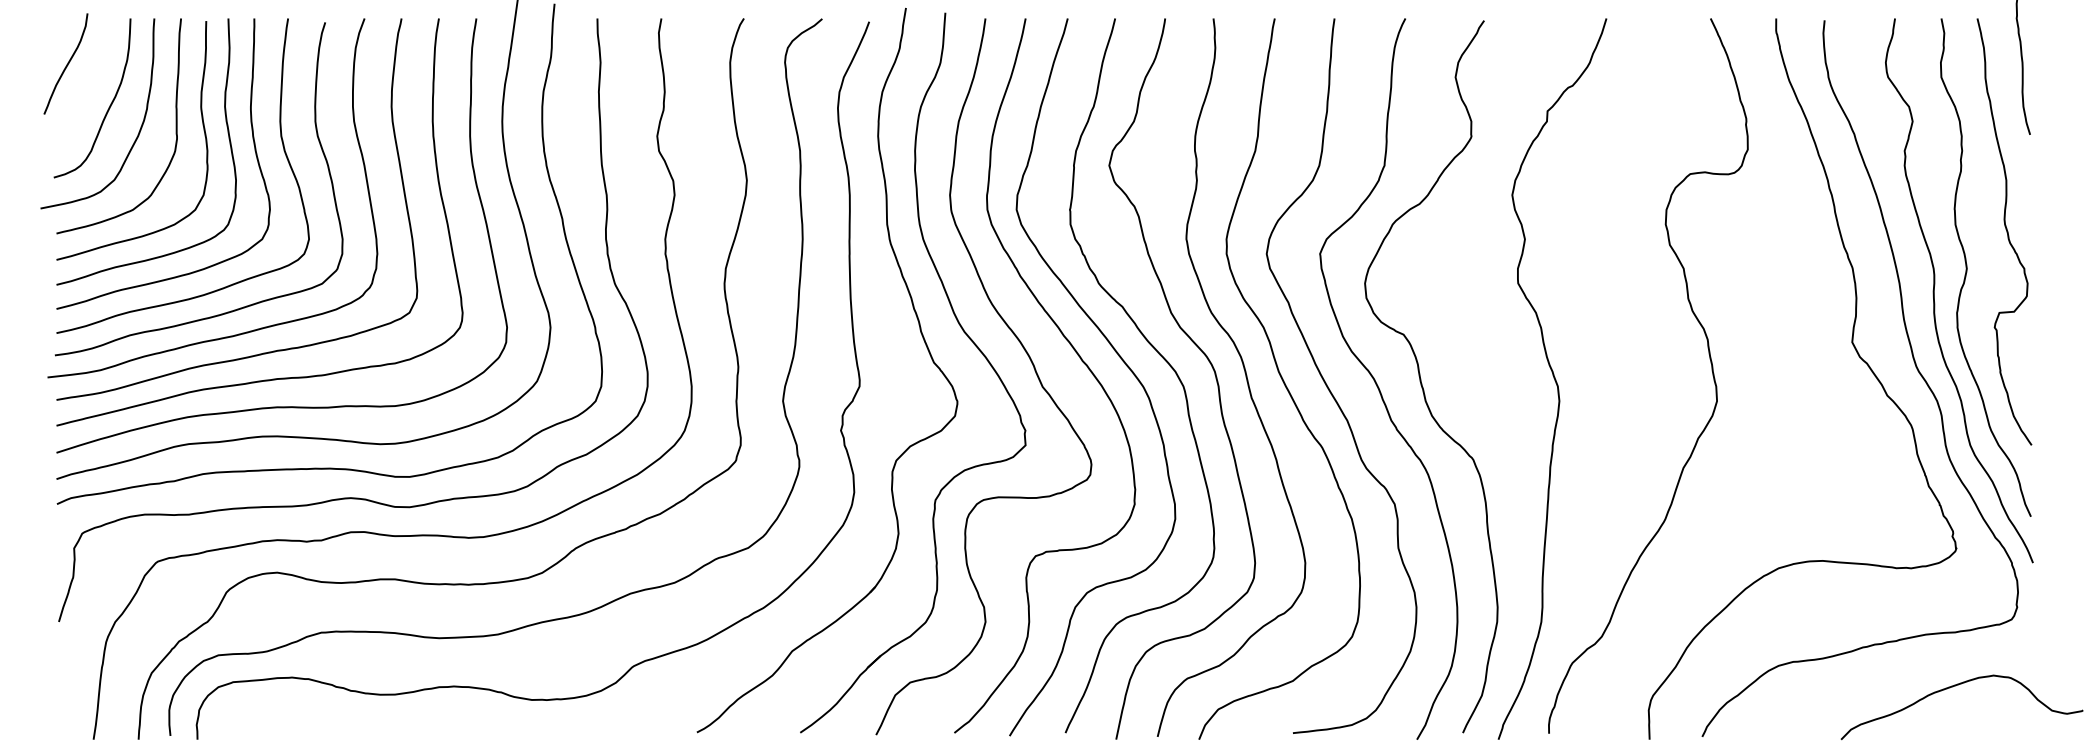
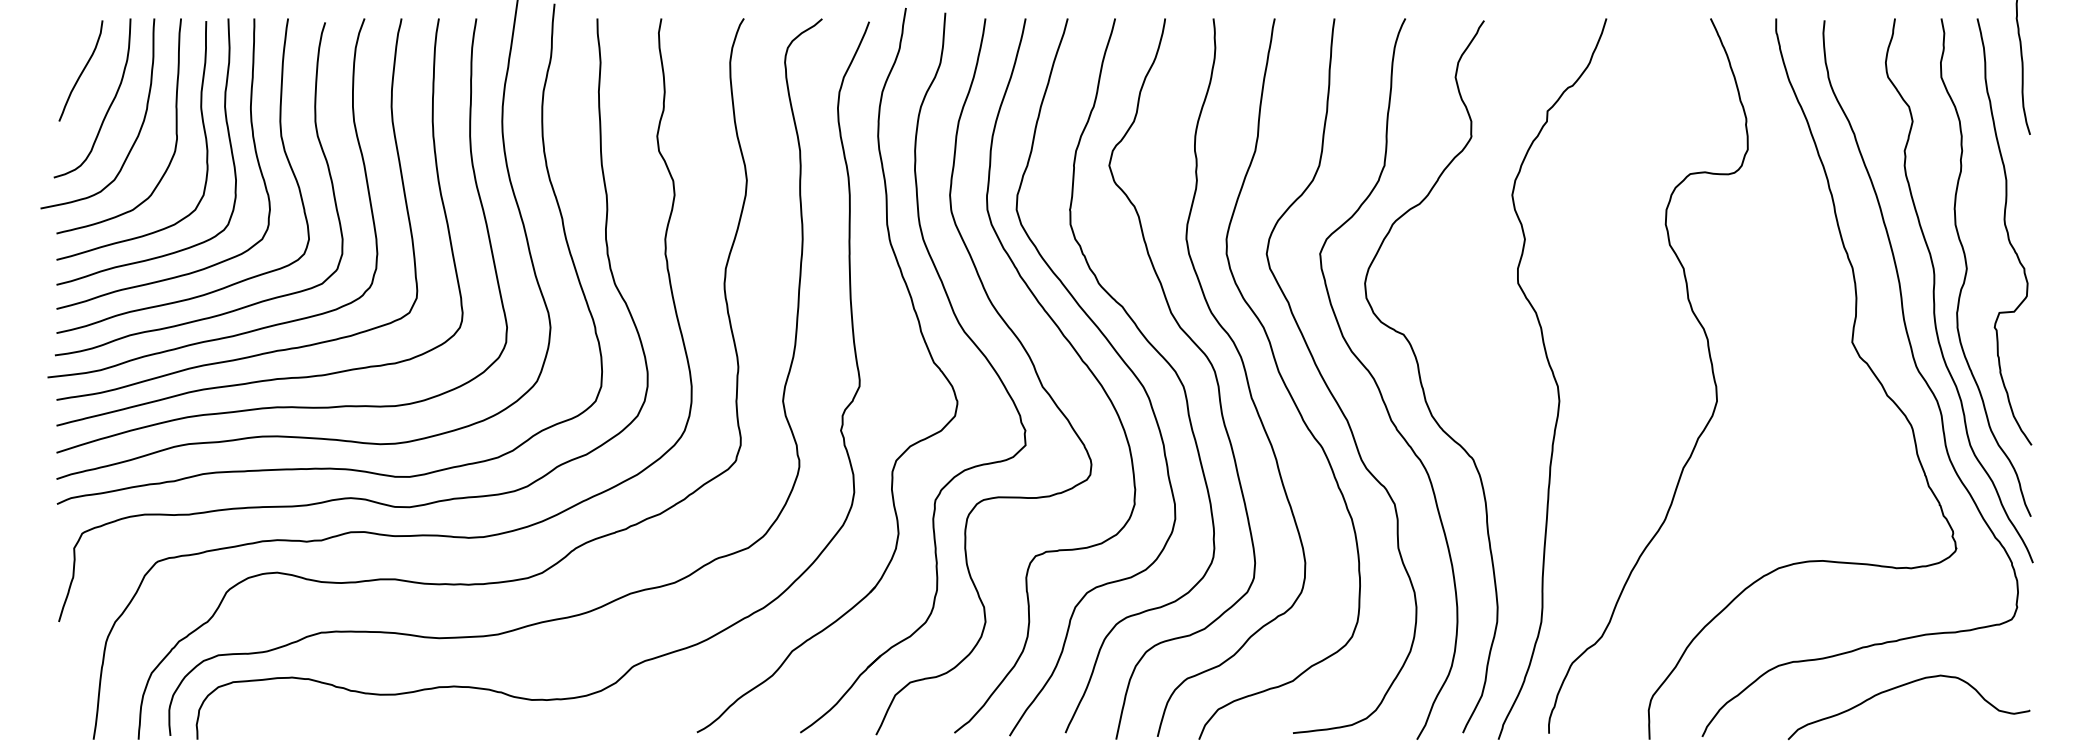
curve position: (66, 64) -> (81, 71) (81, 71)
curve position: (1955, 686) -> (1902, 686) (1902, 686)
